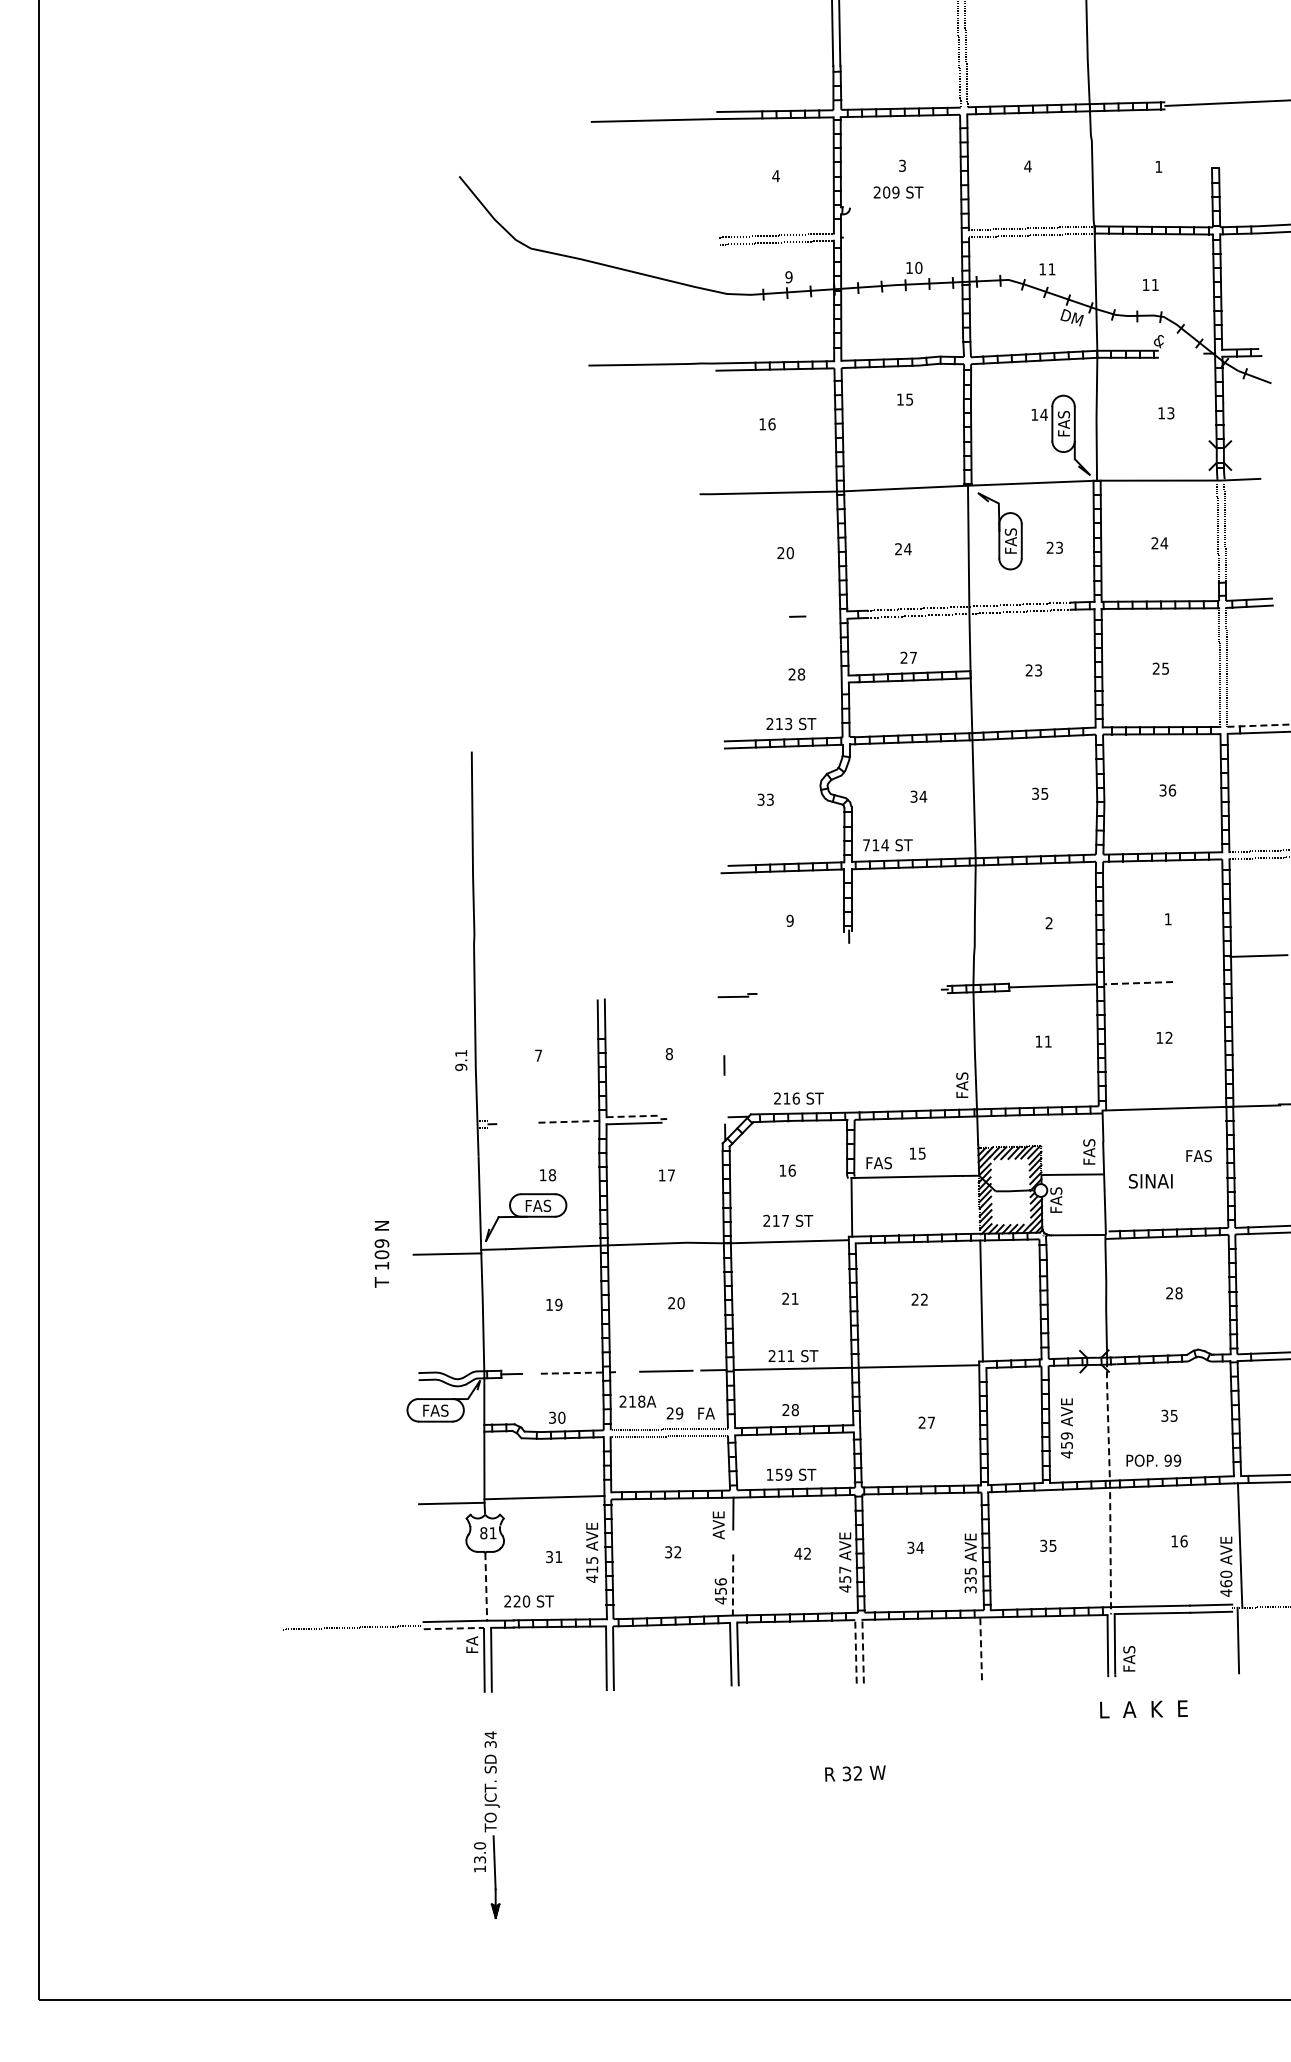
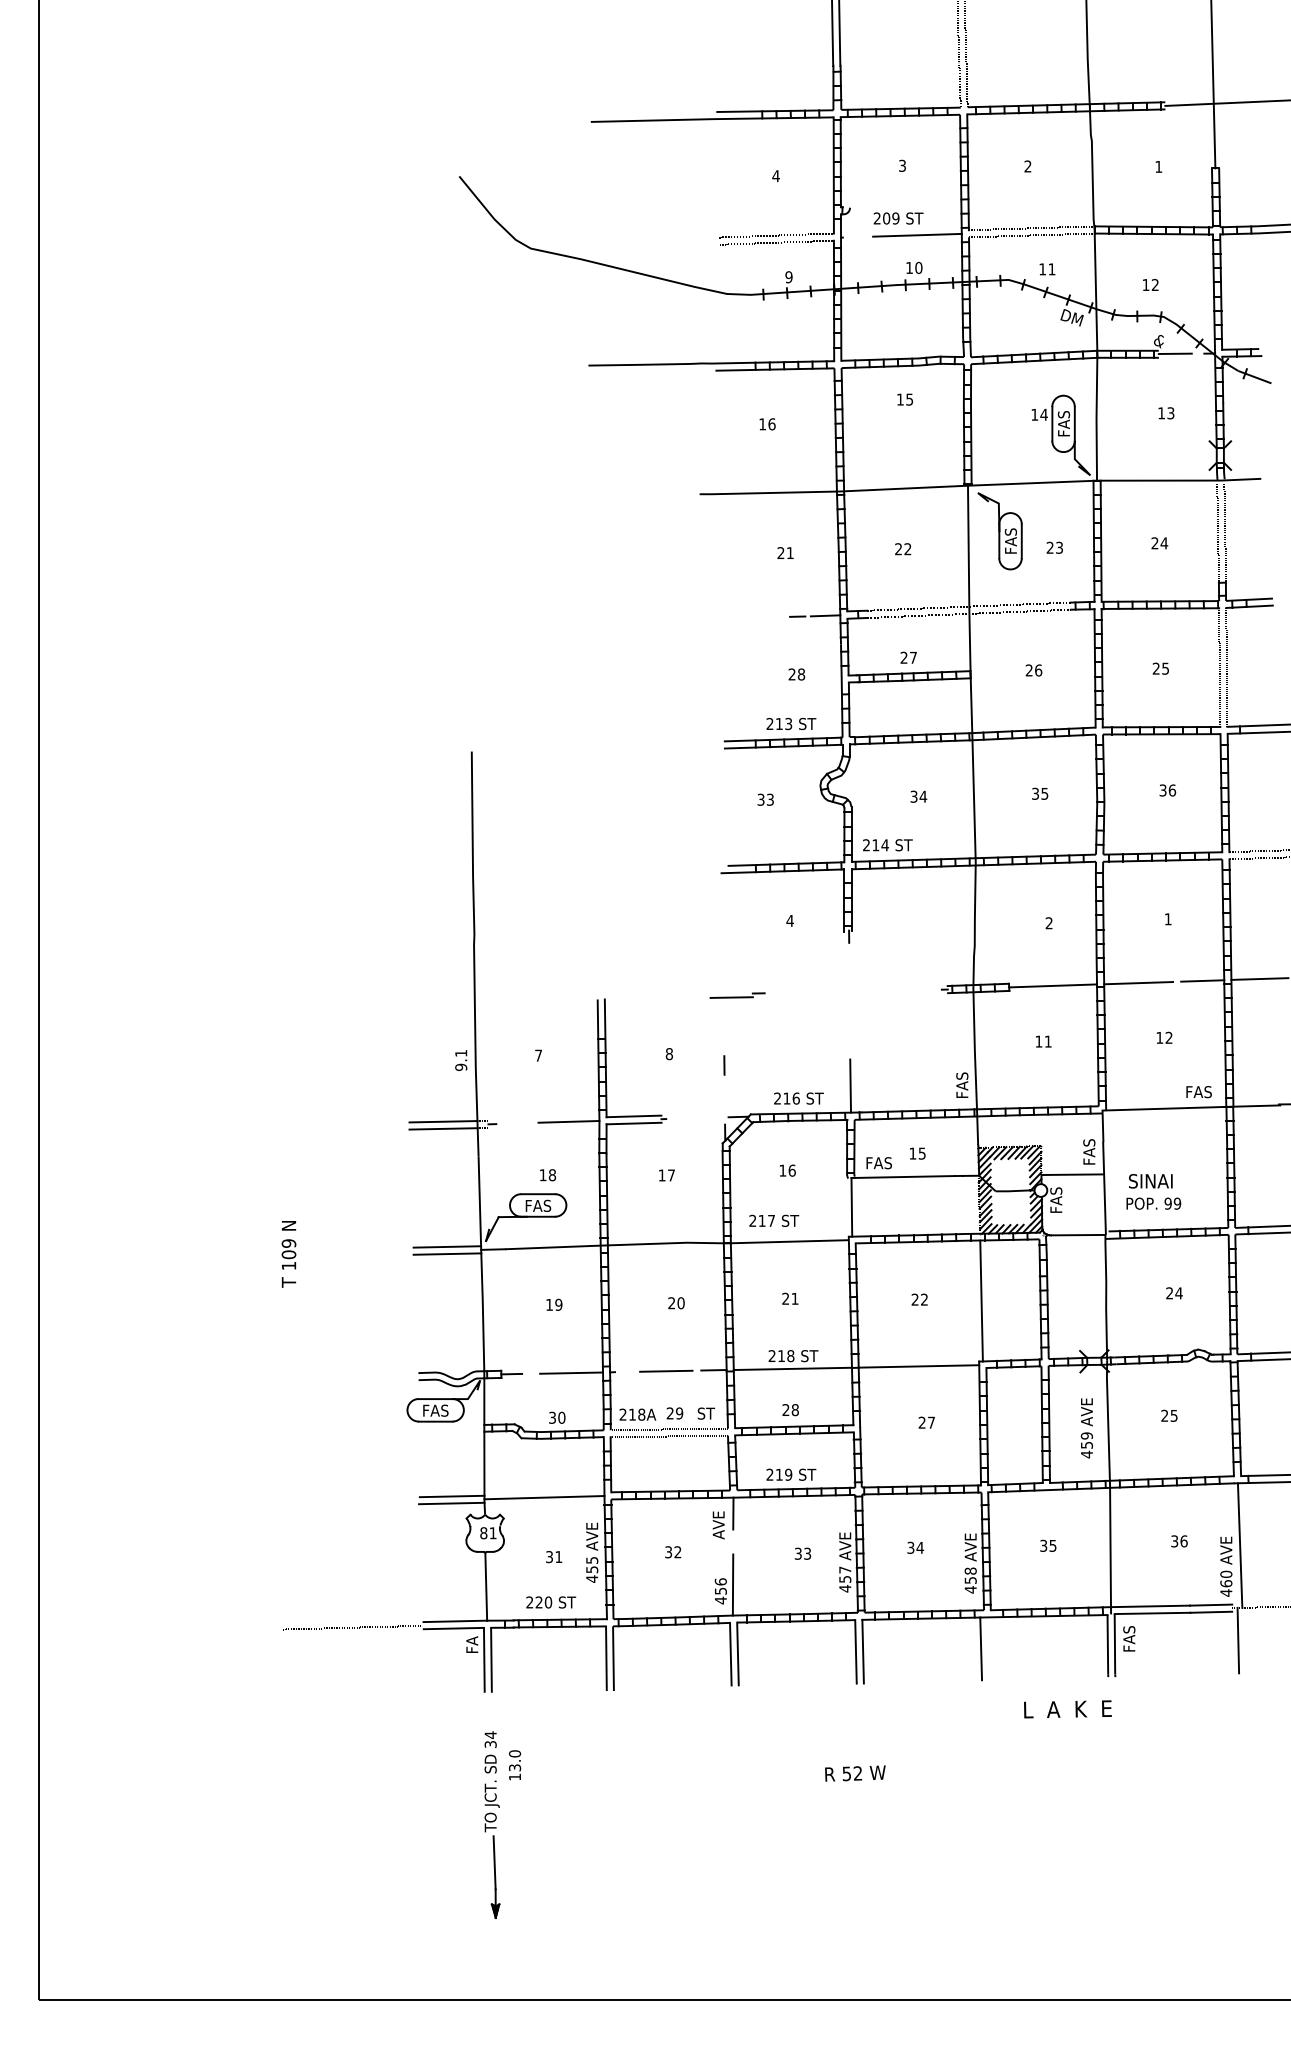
line: none -> present (1213, 85)
text: 4 -> 2 (1027, 166)
text position: (898, 192) -> (898, 218) (898, 218)
line: none -> present (917, 234)
text: 11 -> 12 (1154, 284)
line: none -> present (1174, 353)
text: 24 -> 22 (907, 549)
text: 20 -> 21 (789, 553)
line: none -> present (825, 615)
text: 23 -> 26 (1038, 670)
line: dashed -> solid (1259, 725)
text: 714 -> 214 (866, 845)
text: 9 -> 4 (789, 920)
line position: (1258, 955) -> (1259, 978) (1259, 978)
line: none -> present (1202, 980)
line: dashed -> solid (1138, 983)
part size: 41x6 px -> 57x7 px (737, 995)
line: none -> present (850, 1085)
line: dashed -> solid (634, 1116)
line: none -> present (443, 1121)
line: dashed -> solid (569, 1121)
line: none -> present (443, 1128)
text position: (1198, 1156) -> (1198, 1092) (1198, 1092)
text position: (788, 1220) -> (774, 1220) (774, 1220)
line: none -> present (447, 1246)
text position: (381, 1254) -> (288, 1254) (288, 1254)
text: 28 -> 24 (1178, 1293)
text: 211 -> 218 (790, 1356)
line: dashed -> solid (571, 1373)
text position: (637, 1401) -> (637, 1414) (637, 1414)
text: FA -> ST (706, 1413)
text: 35 -> 25 (1164, 1415)
text position: (1066, 1428) -> (1086, 1428) (1086, 1428)
text position: (1153, 1460) -> (1153, 1203) (1153, 1203)
text: 159 -> 219 (774, 1474)
line: dashed -> solid (1110, 1486)
line: none -> present (451, 1496)
text: 16 -> 36 (1174, 1541)
text: 42 -> 33 (802, 1553)
text: 415 -> 455 (592, 1569)
text: 335 -> 458 (970, 1580)
line: dashed -> solid (733, 1585)
line: dashed -> solid (486, 1586)
text position: (529, 1601) -> (551, 1602) (551, 1602)
line: dashed -> solid (454, 1628)
line: dashed -> solid (981, 1648)
line: dashed -> solid (855, 1651)
line: dashed -> solid (863, 1651)
text position: (1129, 1658) -> (1129, 1638) (1129, 1638)
text position: (1143, 1709) -> (1067, 1709) (1067, 1709)
text: 32 -> 52 (846, 1773)
text position: (480, 1857) -> (515, 1765) (515, 1765)
